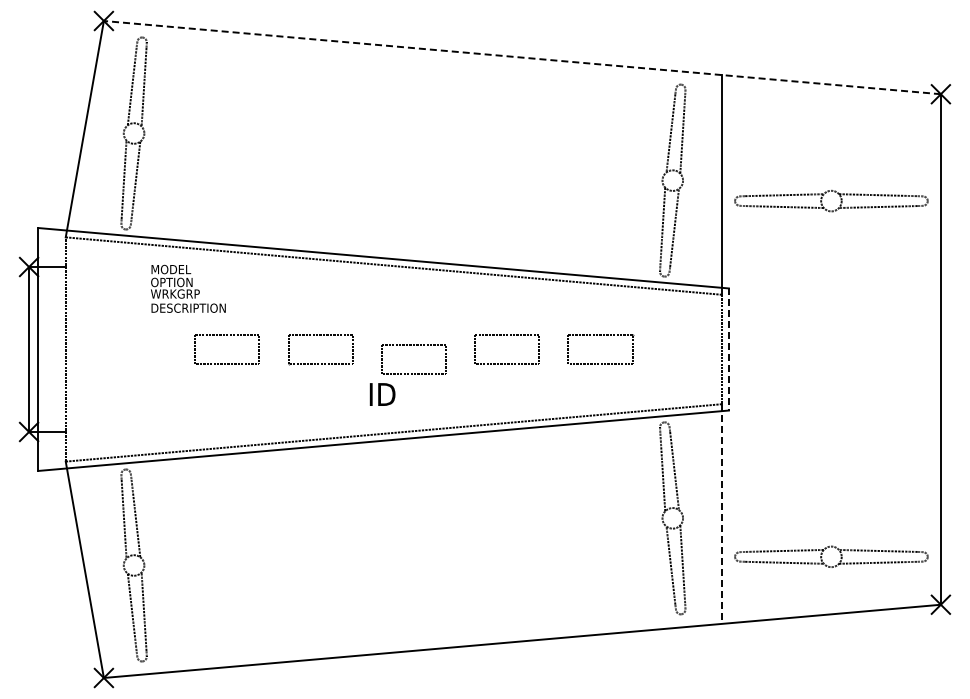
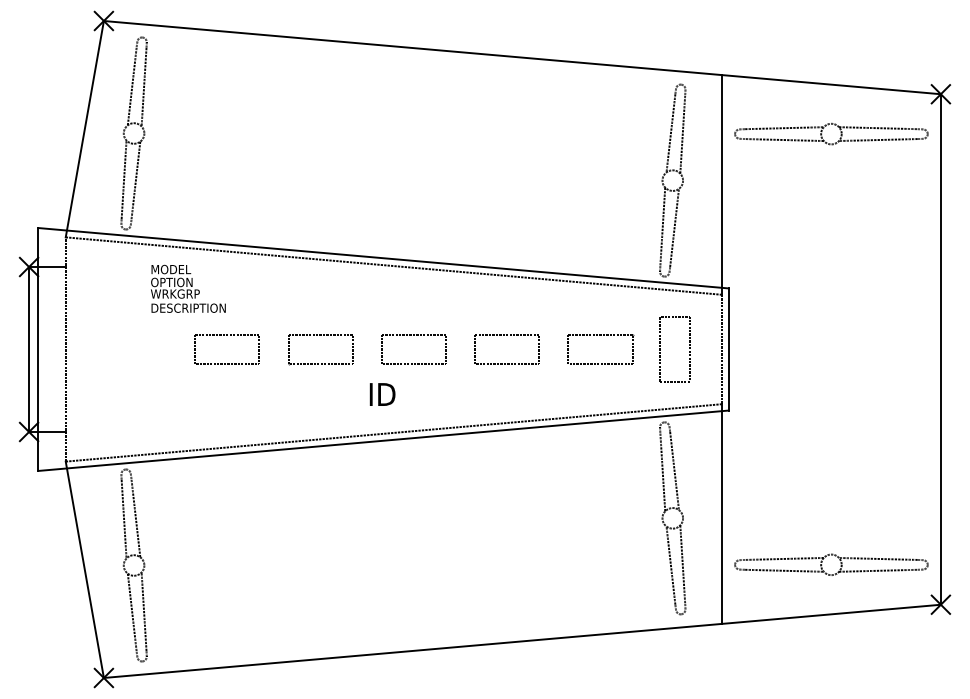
line: dashed -> solid (521, 57)
part position: (828, 192) -> (828, 125) (828, 125)
part position: (413, 345) -> (413, 335) (413, 335)
part: none -> present (660, 349)
line: dashed -> solid (728, 349)
line: dashed -> solid (722, 514)
part position: (835, 548) -> (835, 556) (835, 556)
